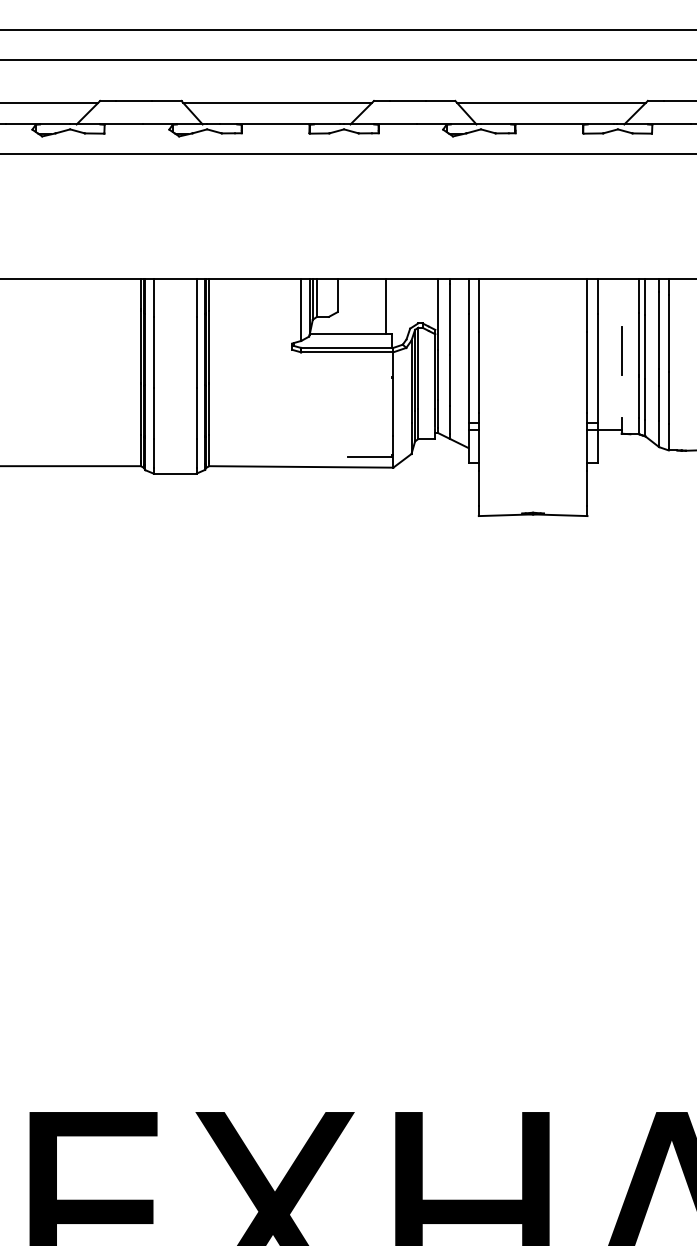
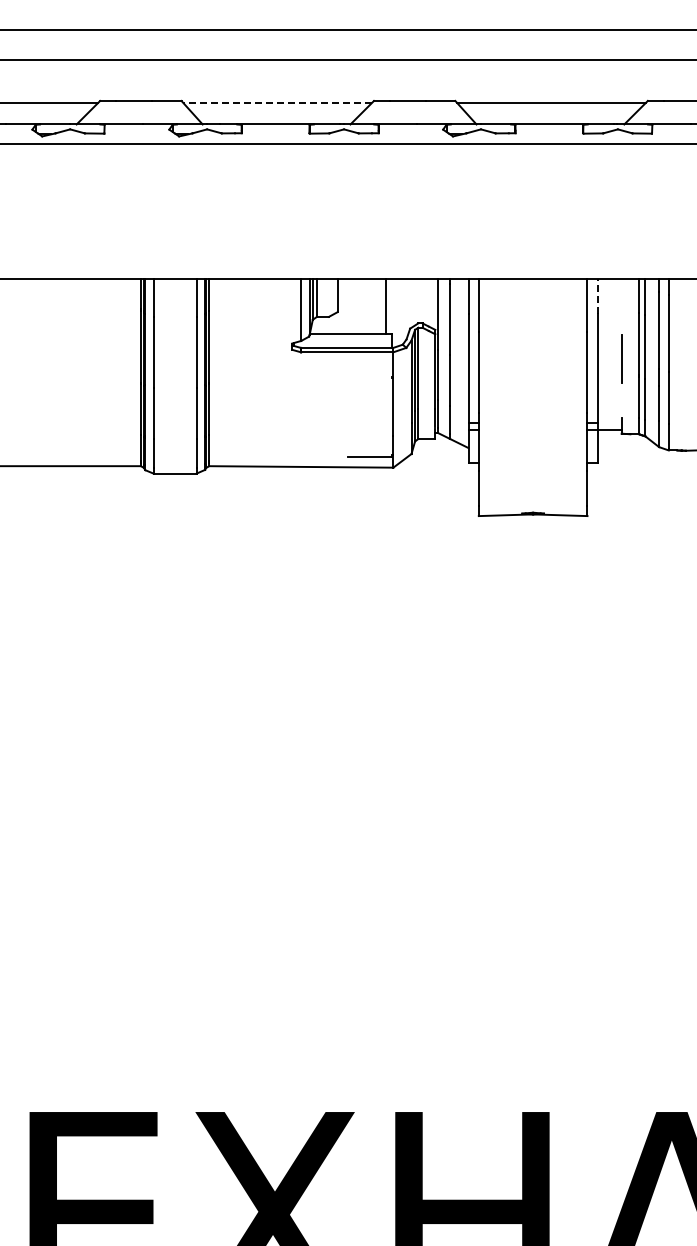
line: solid -> dashed (277, 103)
line position: (347, 154) -> (347, 144) (347, 144)
line: solid -> dashed (597, 296)
line position: (621, 350) -> (621, 358) (621, 358)
